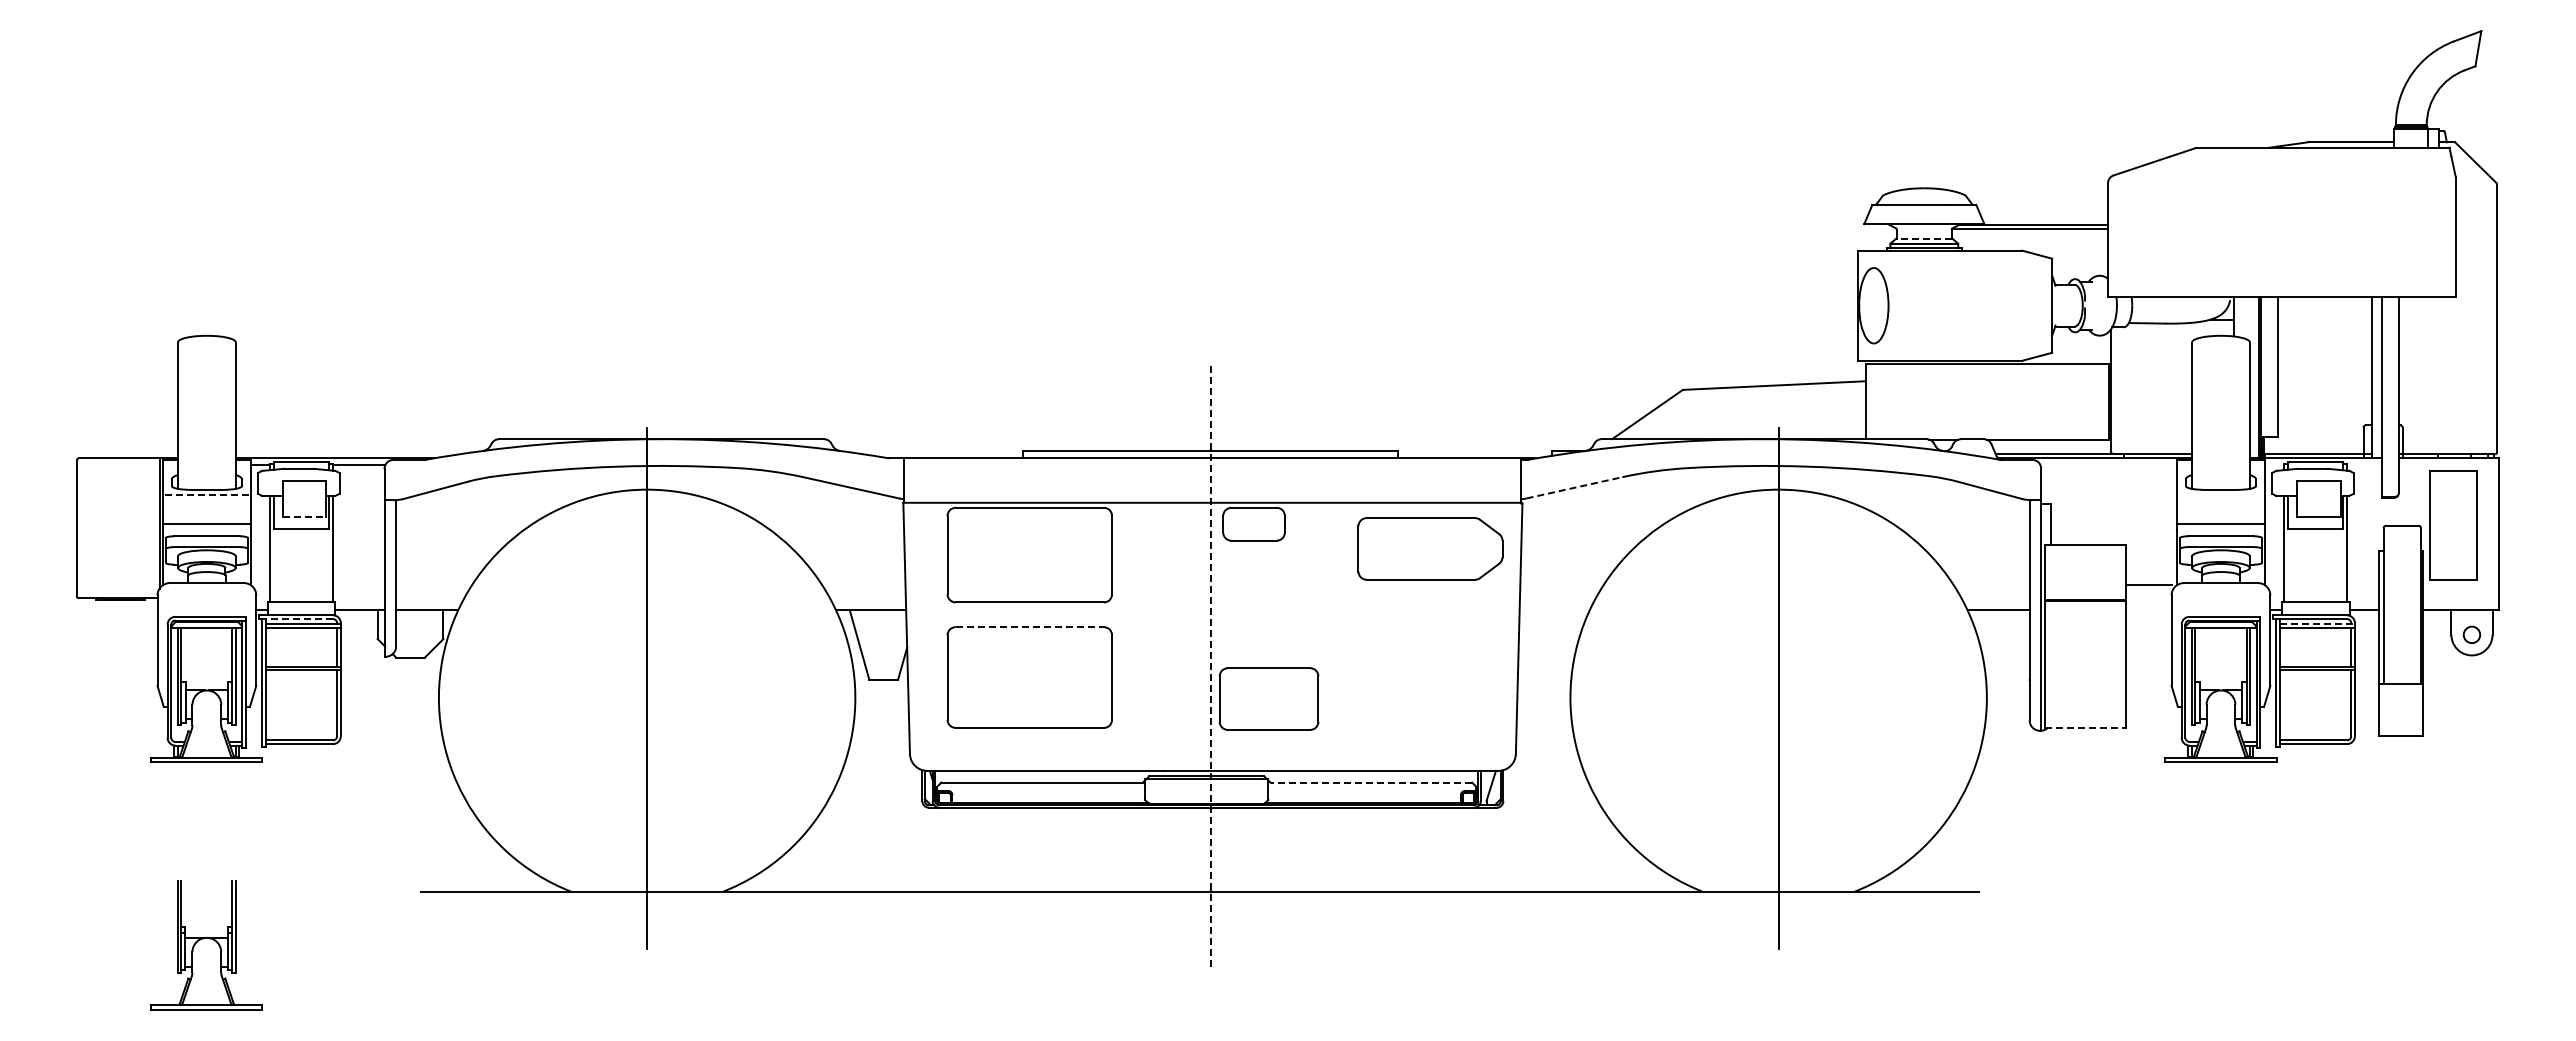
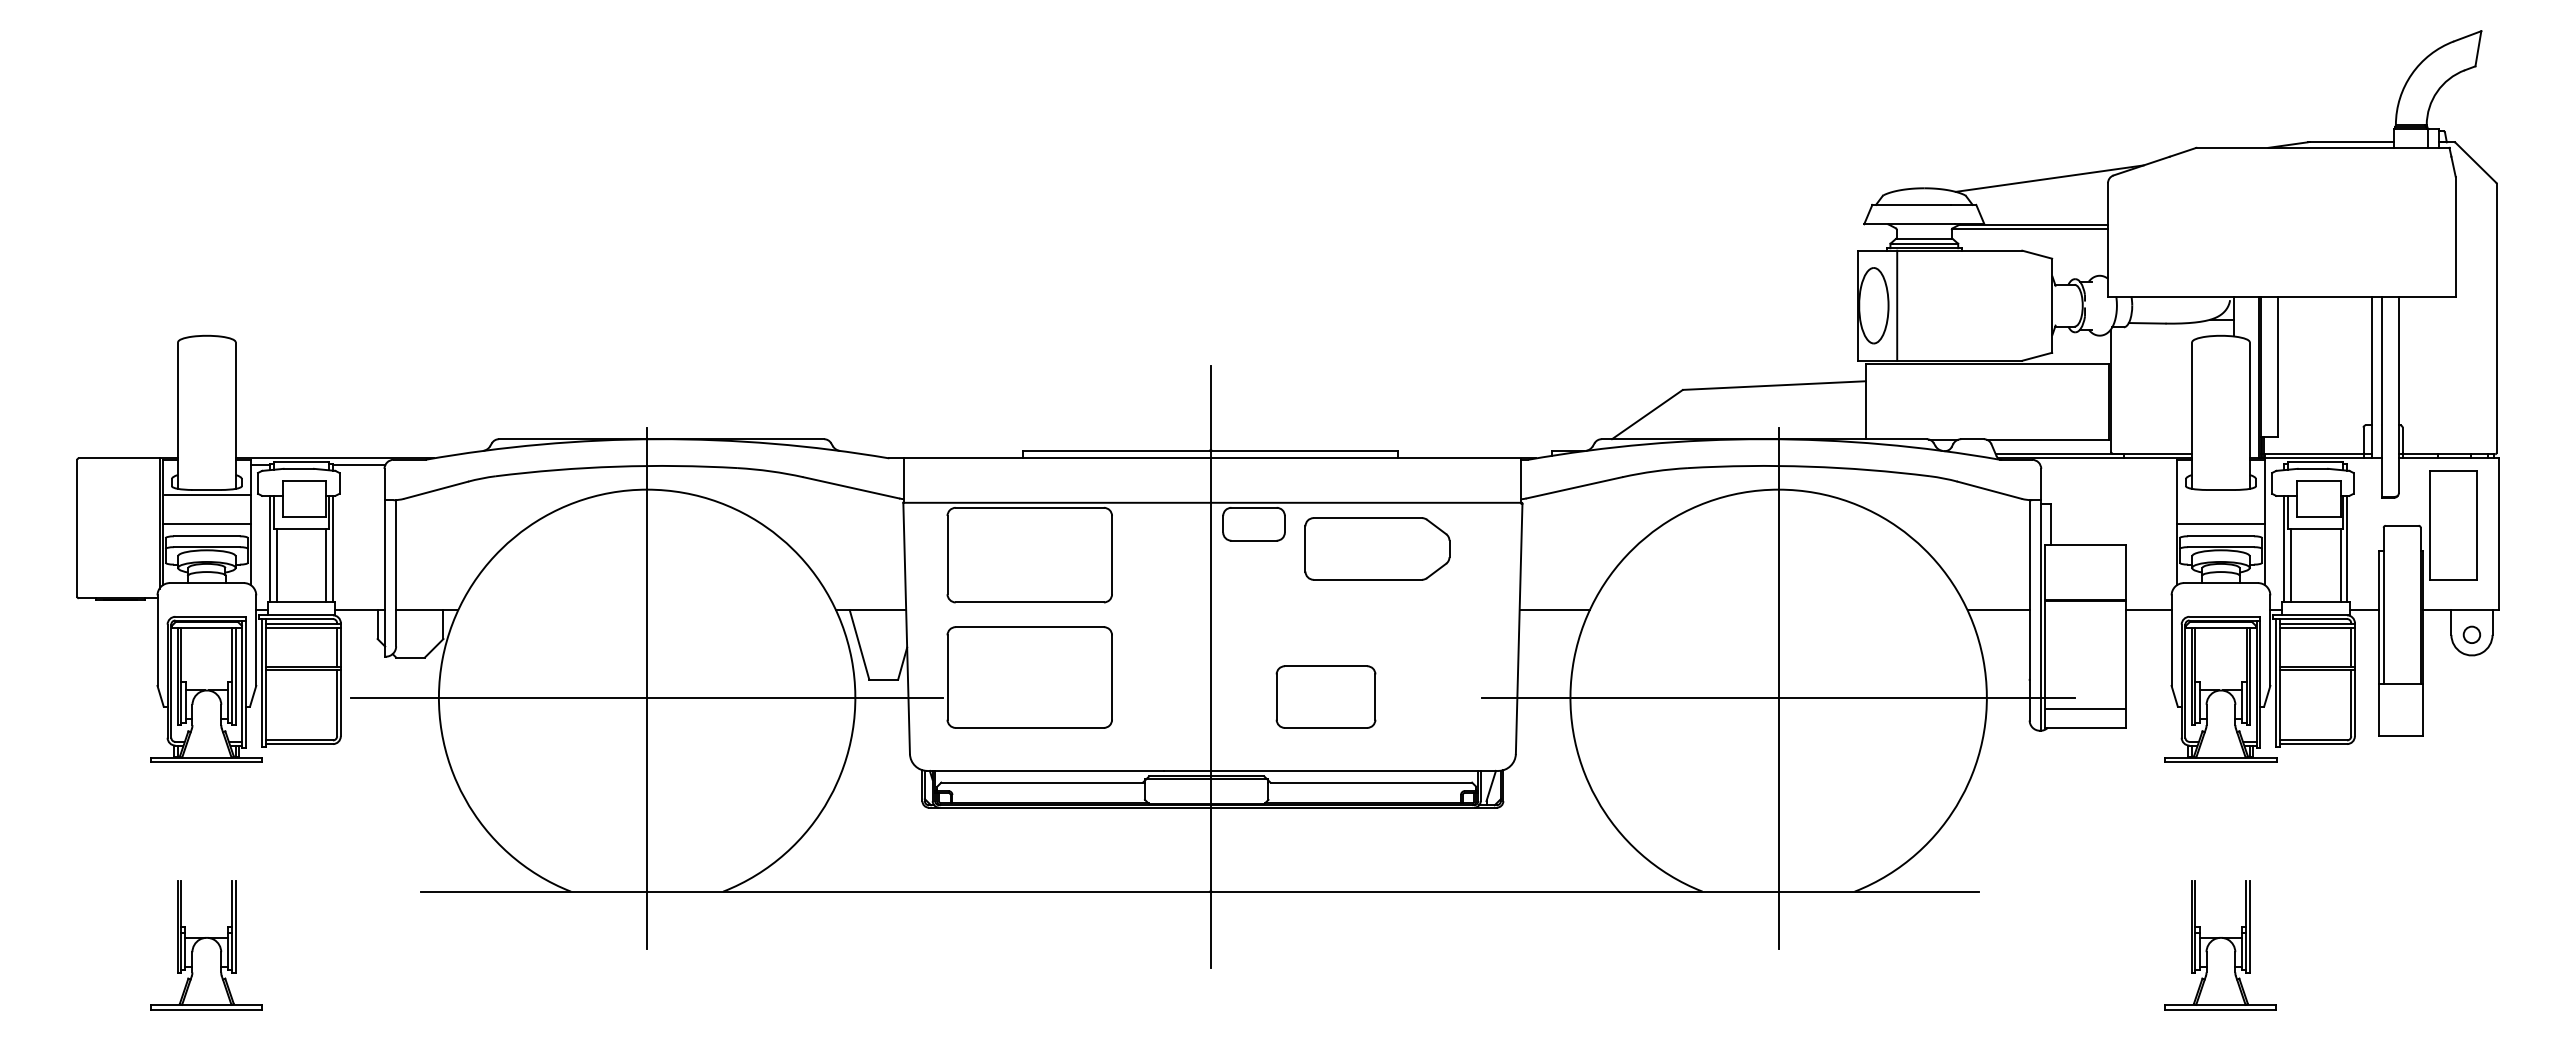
line: none -> present (2049, 178)
line: dashed -> solid (1923, 238)
line: none -> present (1897, 305)
line: dashed -> solid (1574, 487)
line: dashed -> solid (207, 495)
line: dashed -> solid (304, 516)
part position: (1430, 548) -> (1377, 548) (1377, 548)
line: none -> present (276, 565)
line: none -> present (326, 565)
line: none -> present (2290, 565)
line: none -> present (2340, 565)
line position: (2148, 585) -> (2148, 610) (2148, 610)
line: none -> present (1554, 610)
line: dashed -> solid (296, 619)
line: dashed -> solid (2317, 623)
line: dashed -> solid (1030, 627)
line: dashed -> solid (1210, 667)
line: none -> present (646, 697)
line: none -> present (1778, 697)
part position: (1268, 698) -> (1325, 696) (1325, 696)
line: none -> present (2085, 708)
line: dashed -> solid (2085, 727)
line: dashed -> solid (1371, 782)
part: none -> present (2220, 945)
